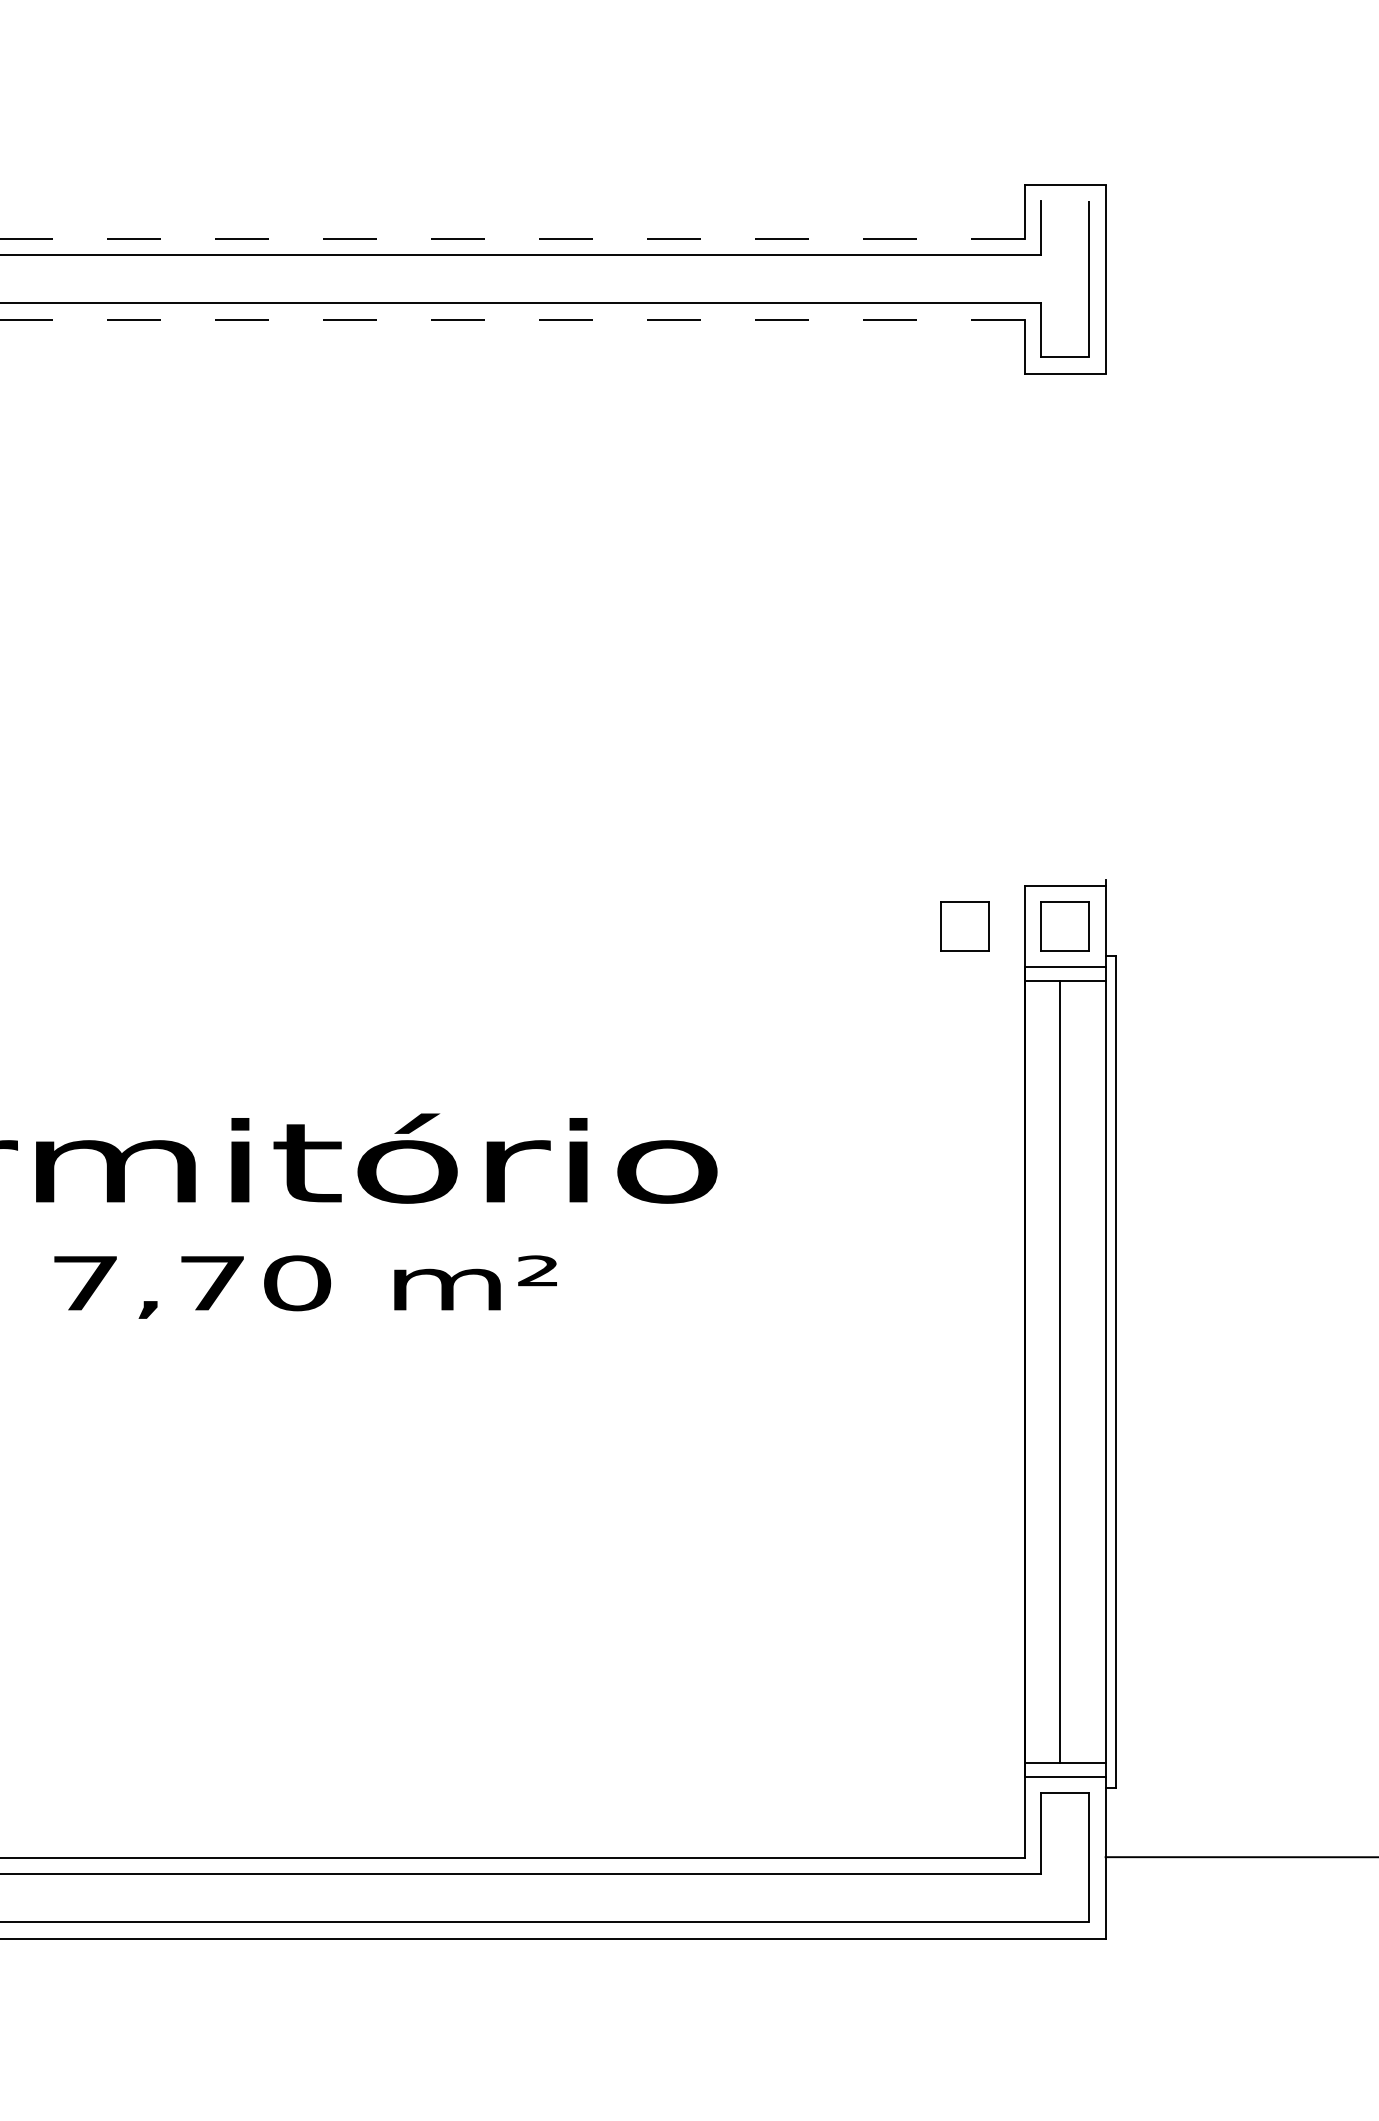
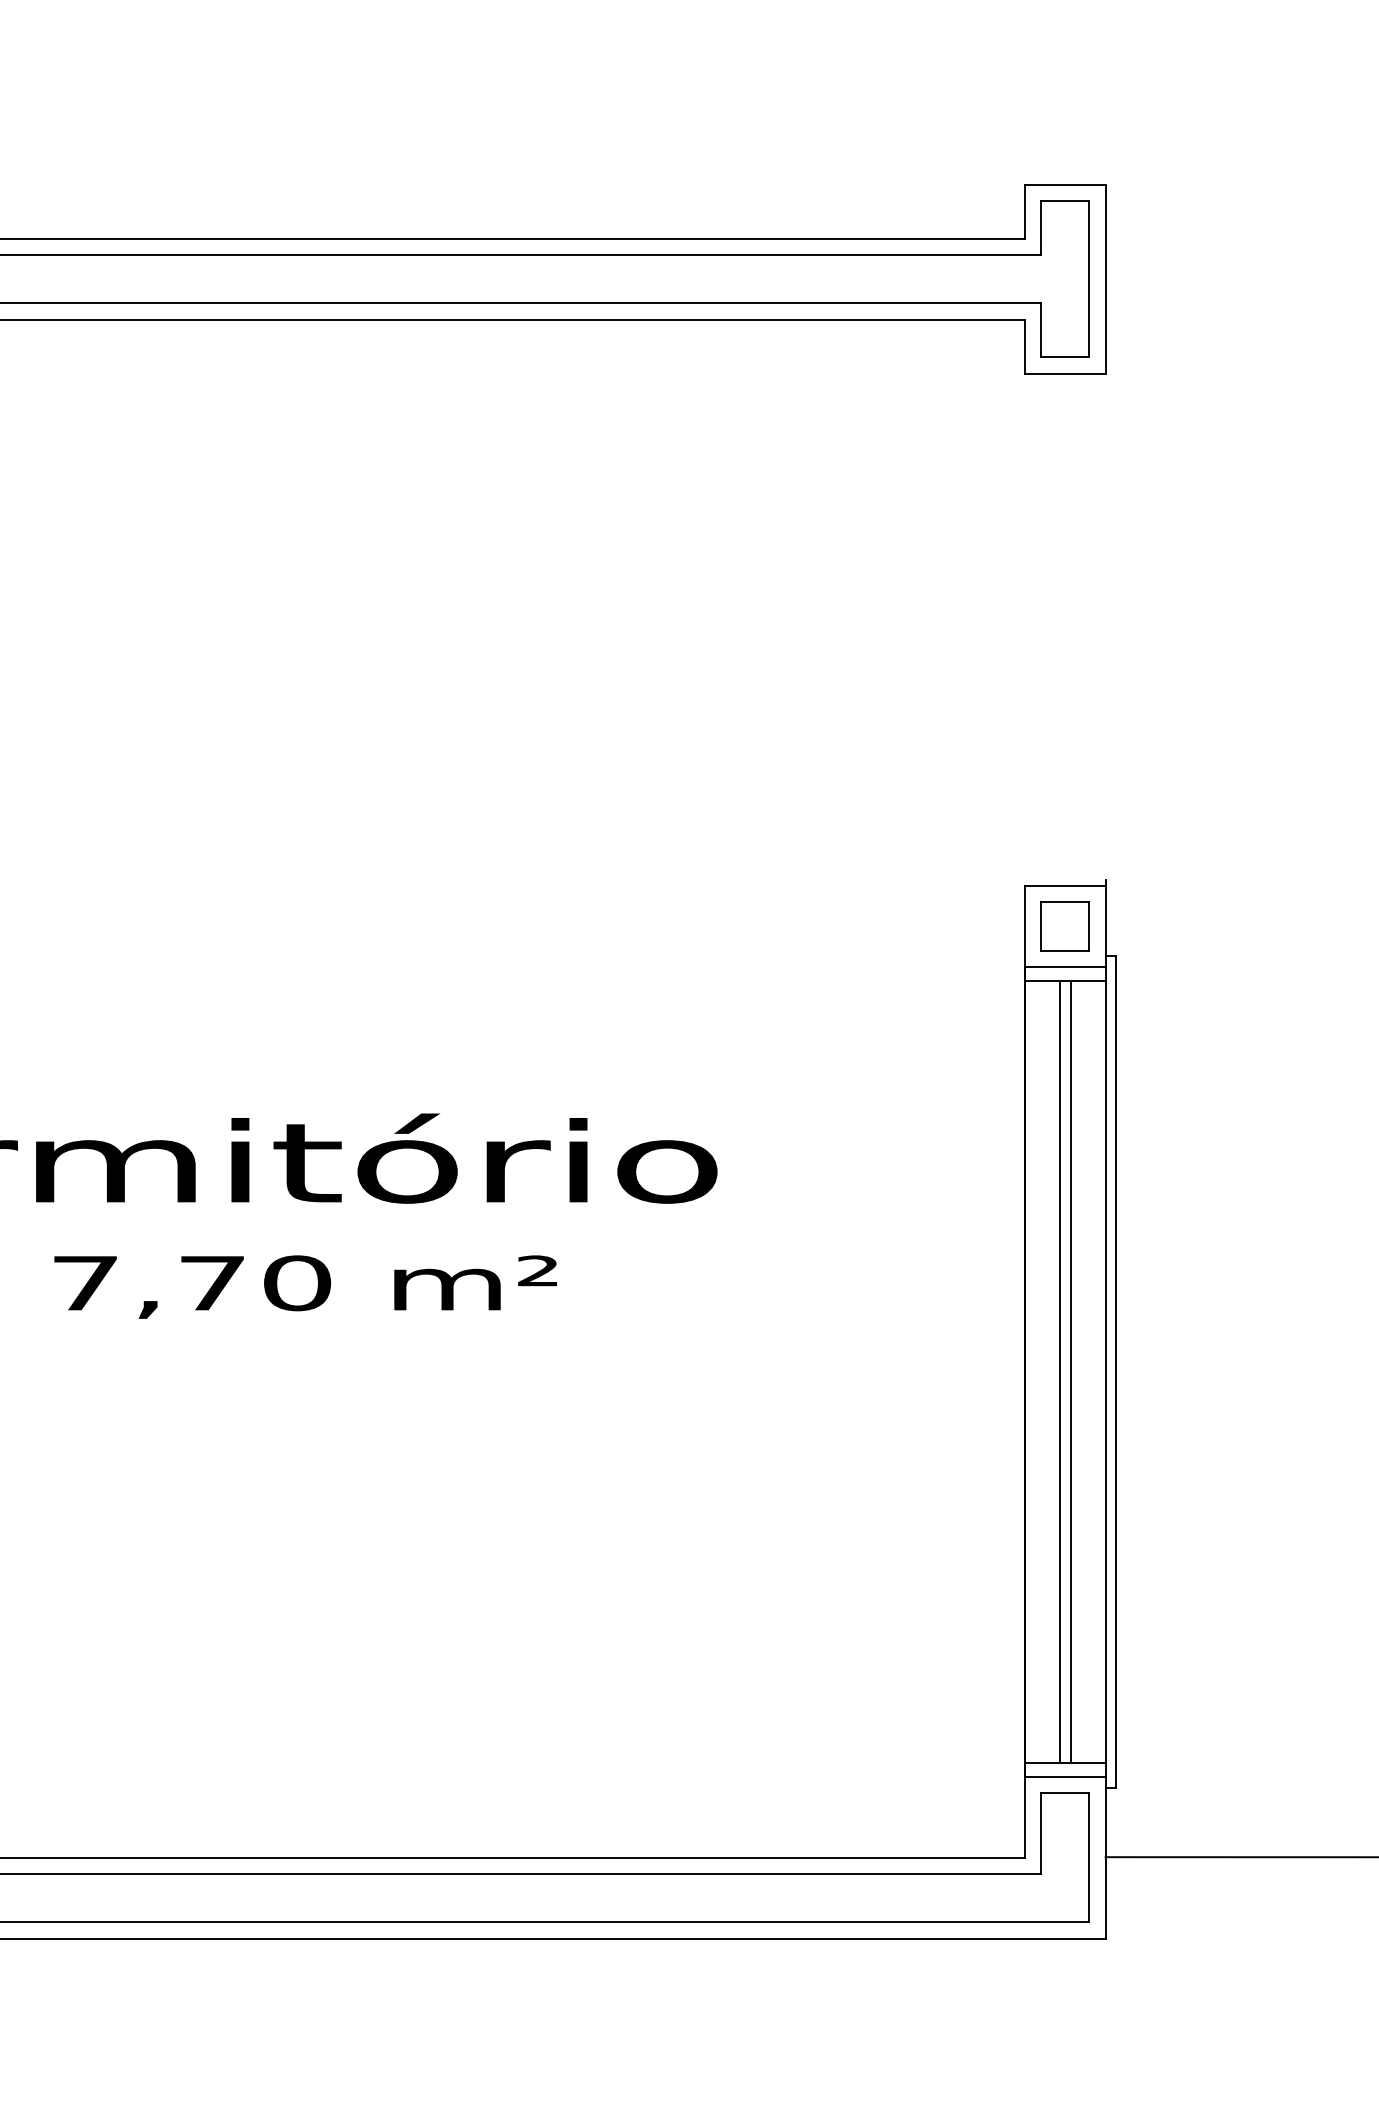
line: none -> present (1064, 200)
line: dashed -> solid (512, 238)
line: dashed -> solid (512, 319)
part: present -> none (964, 926)
line: none -> present (1070, 1371)
